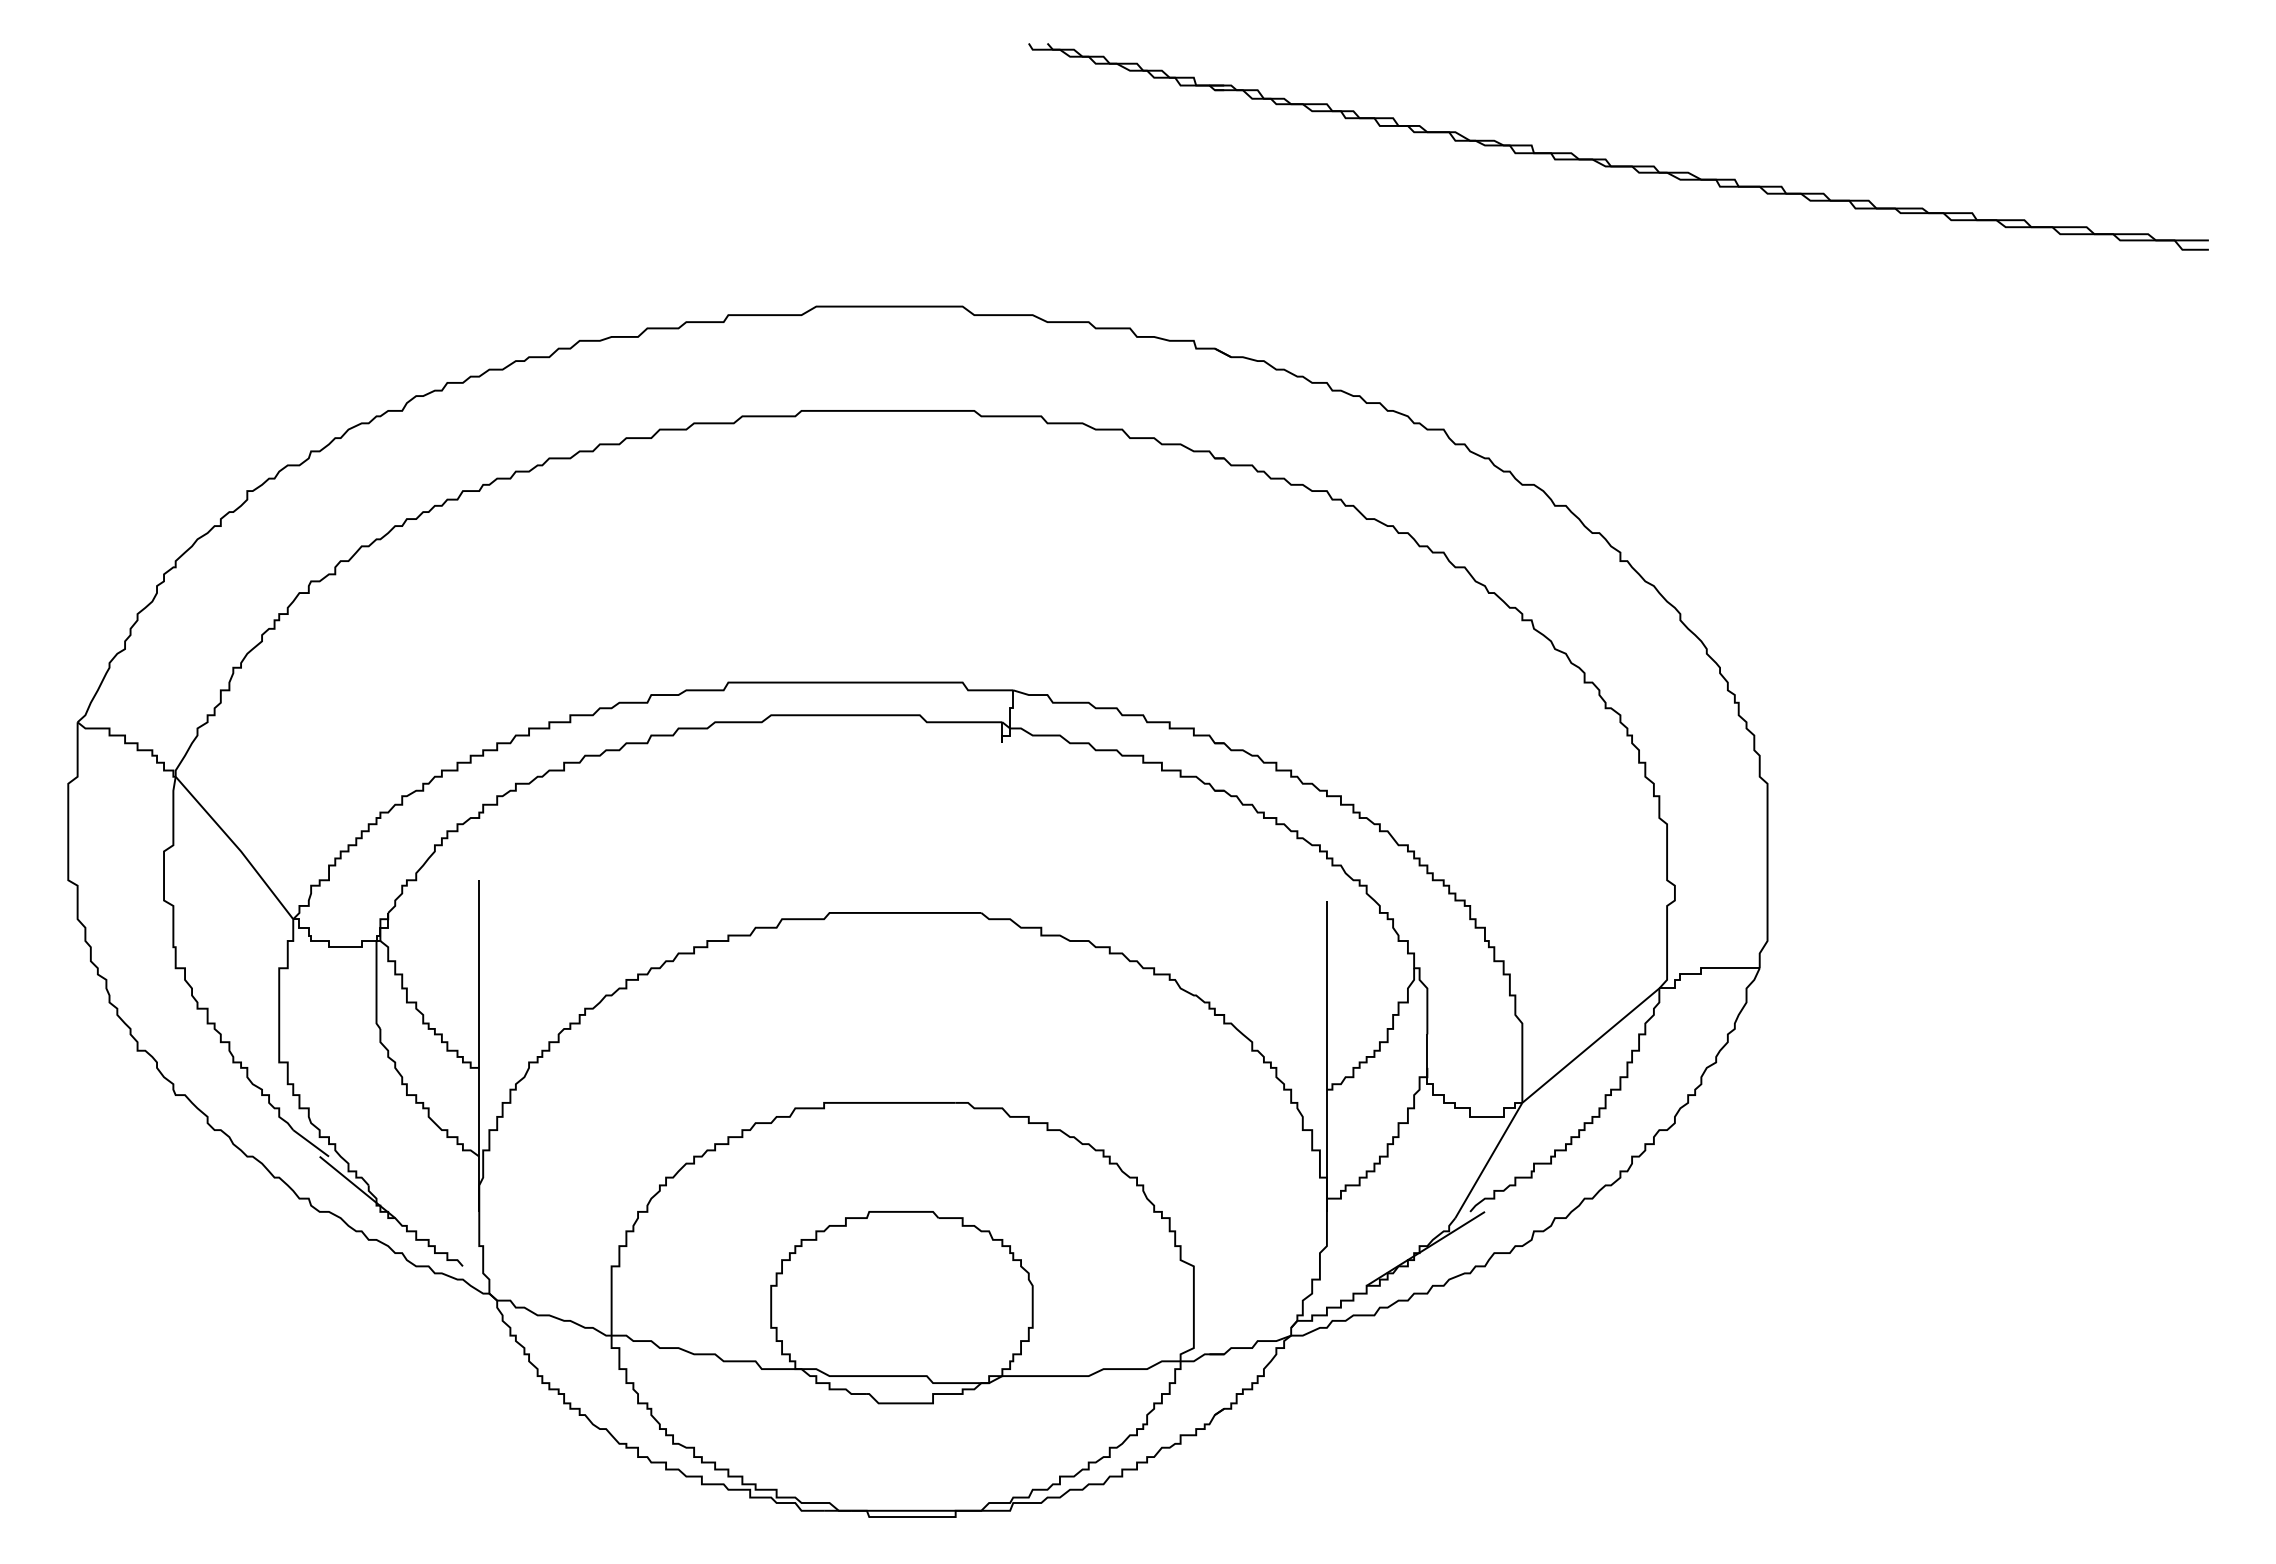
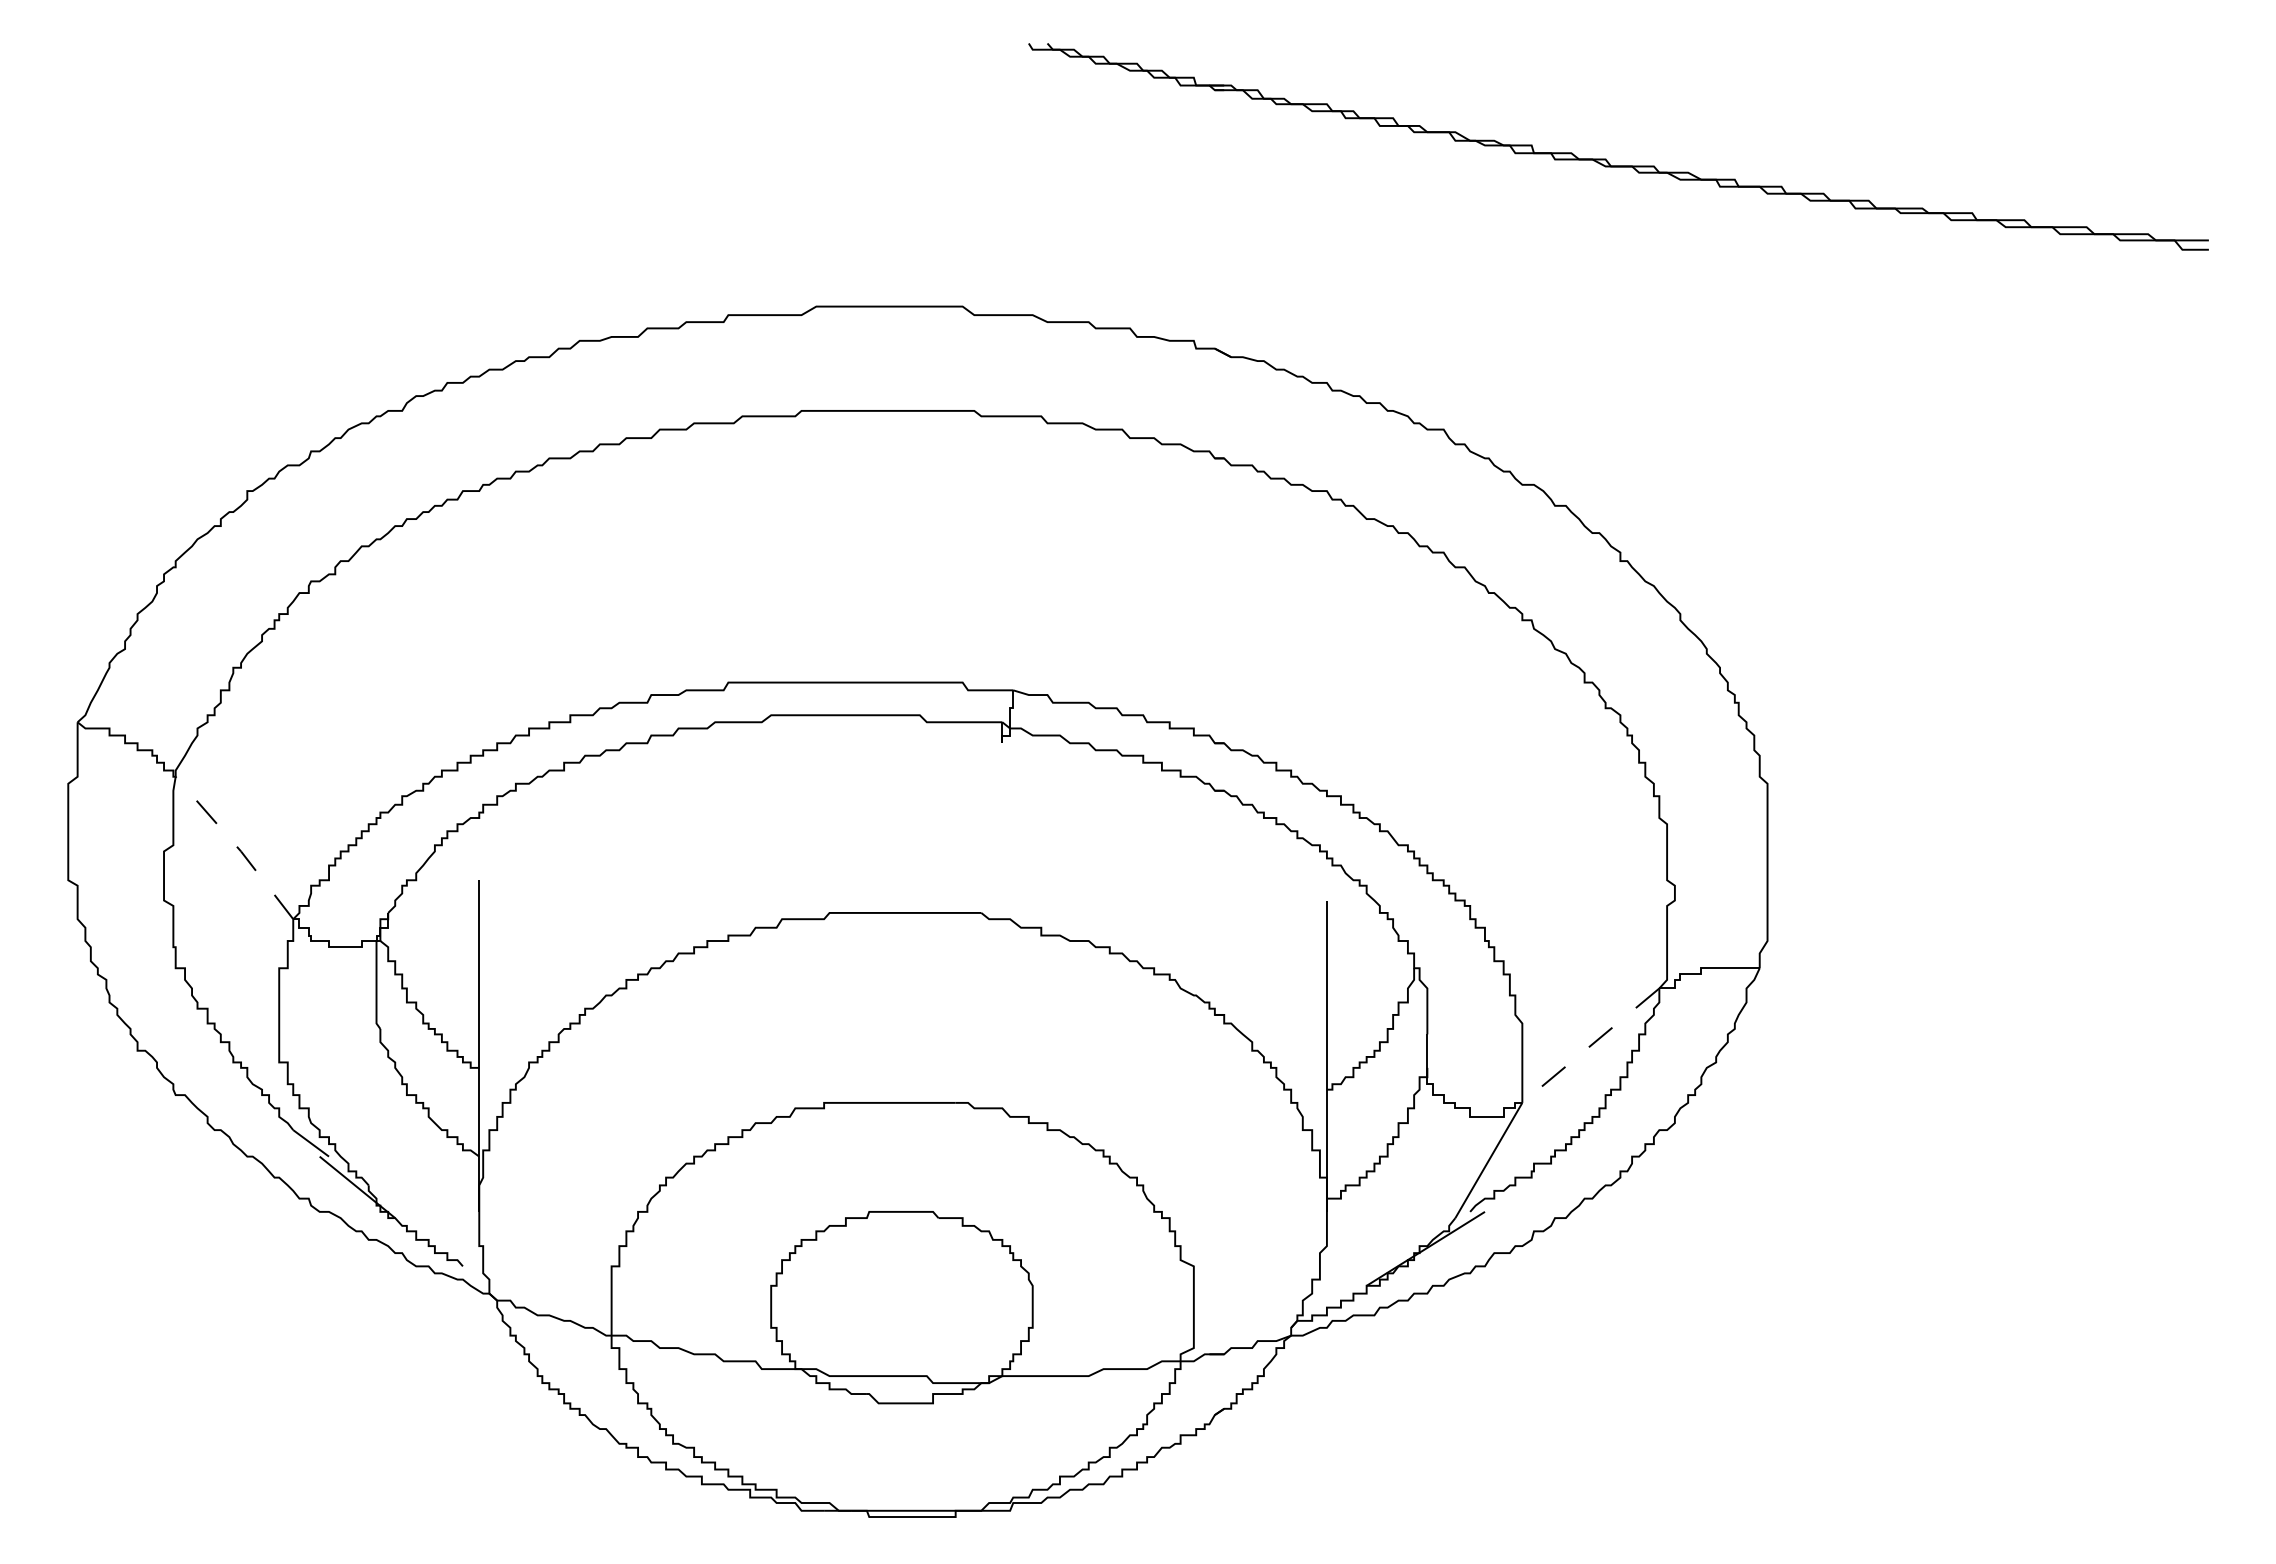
line: solid -> dashed (236, 846)
line: solid -> dashed (1590, 1045)
